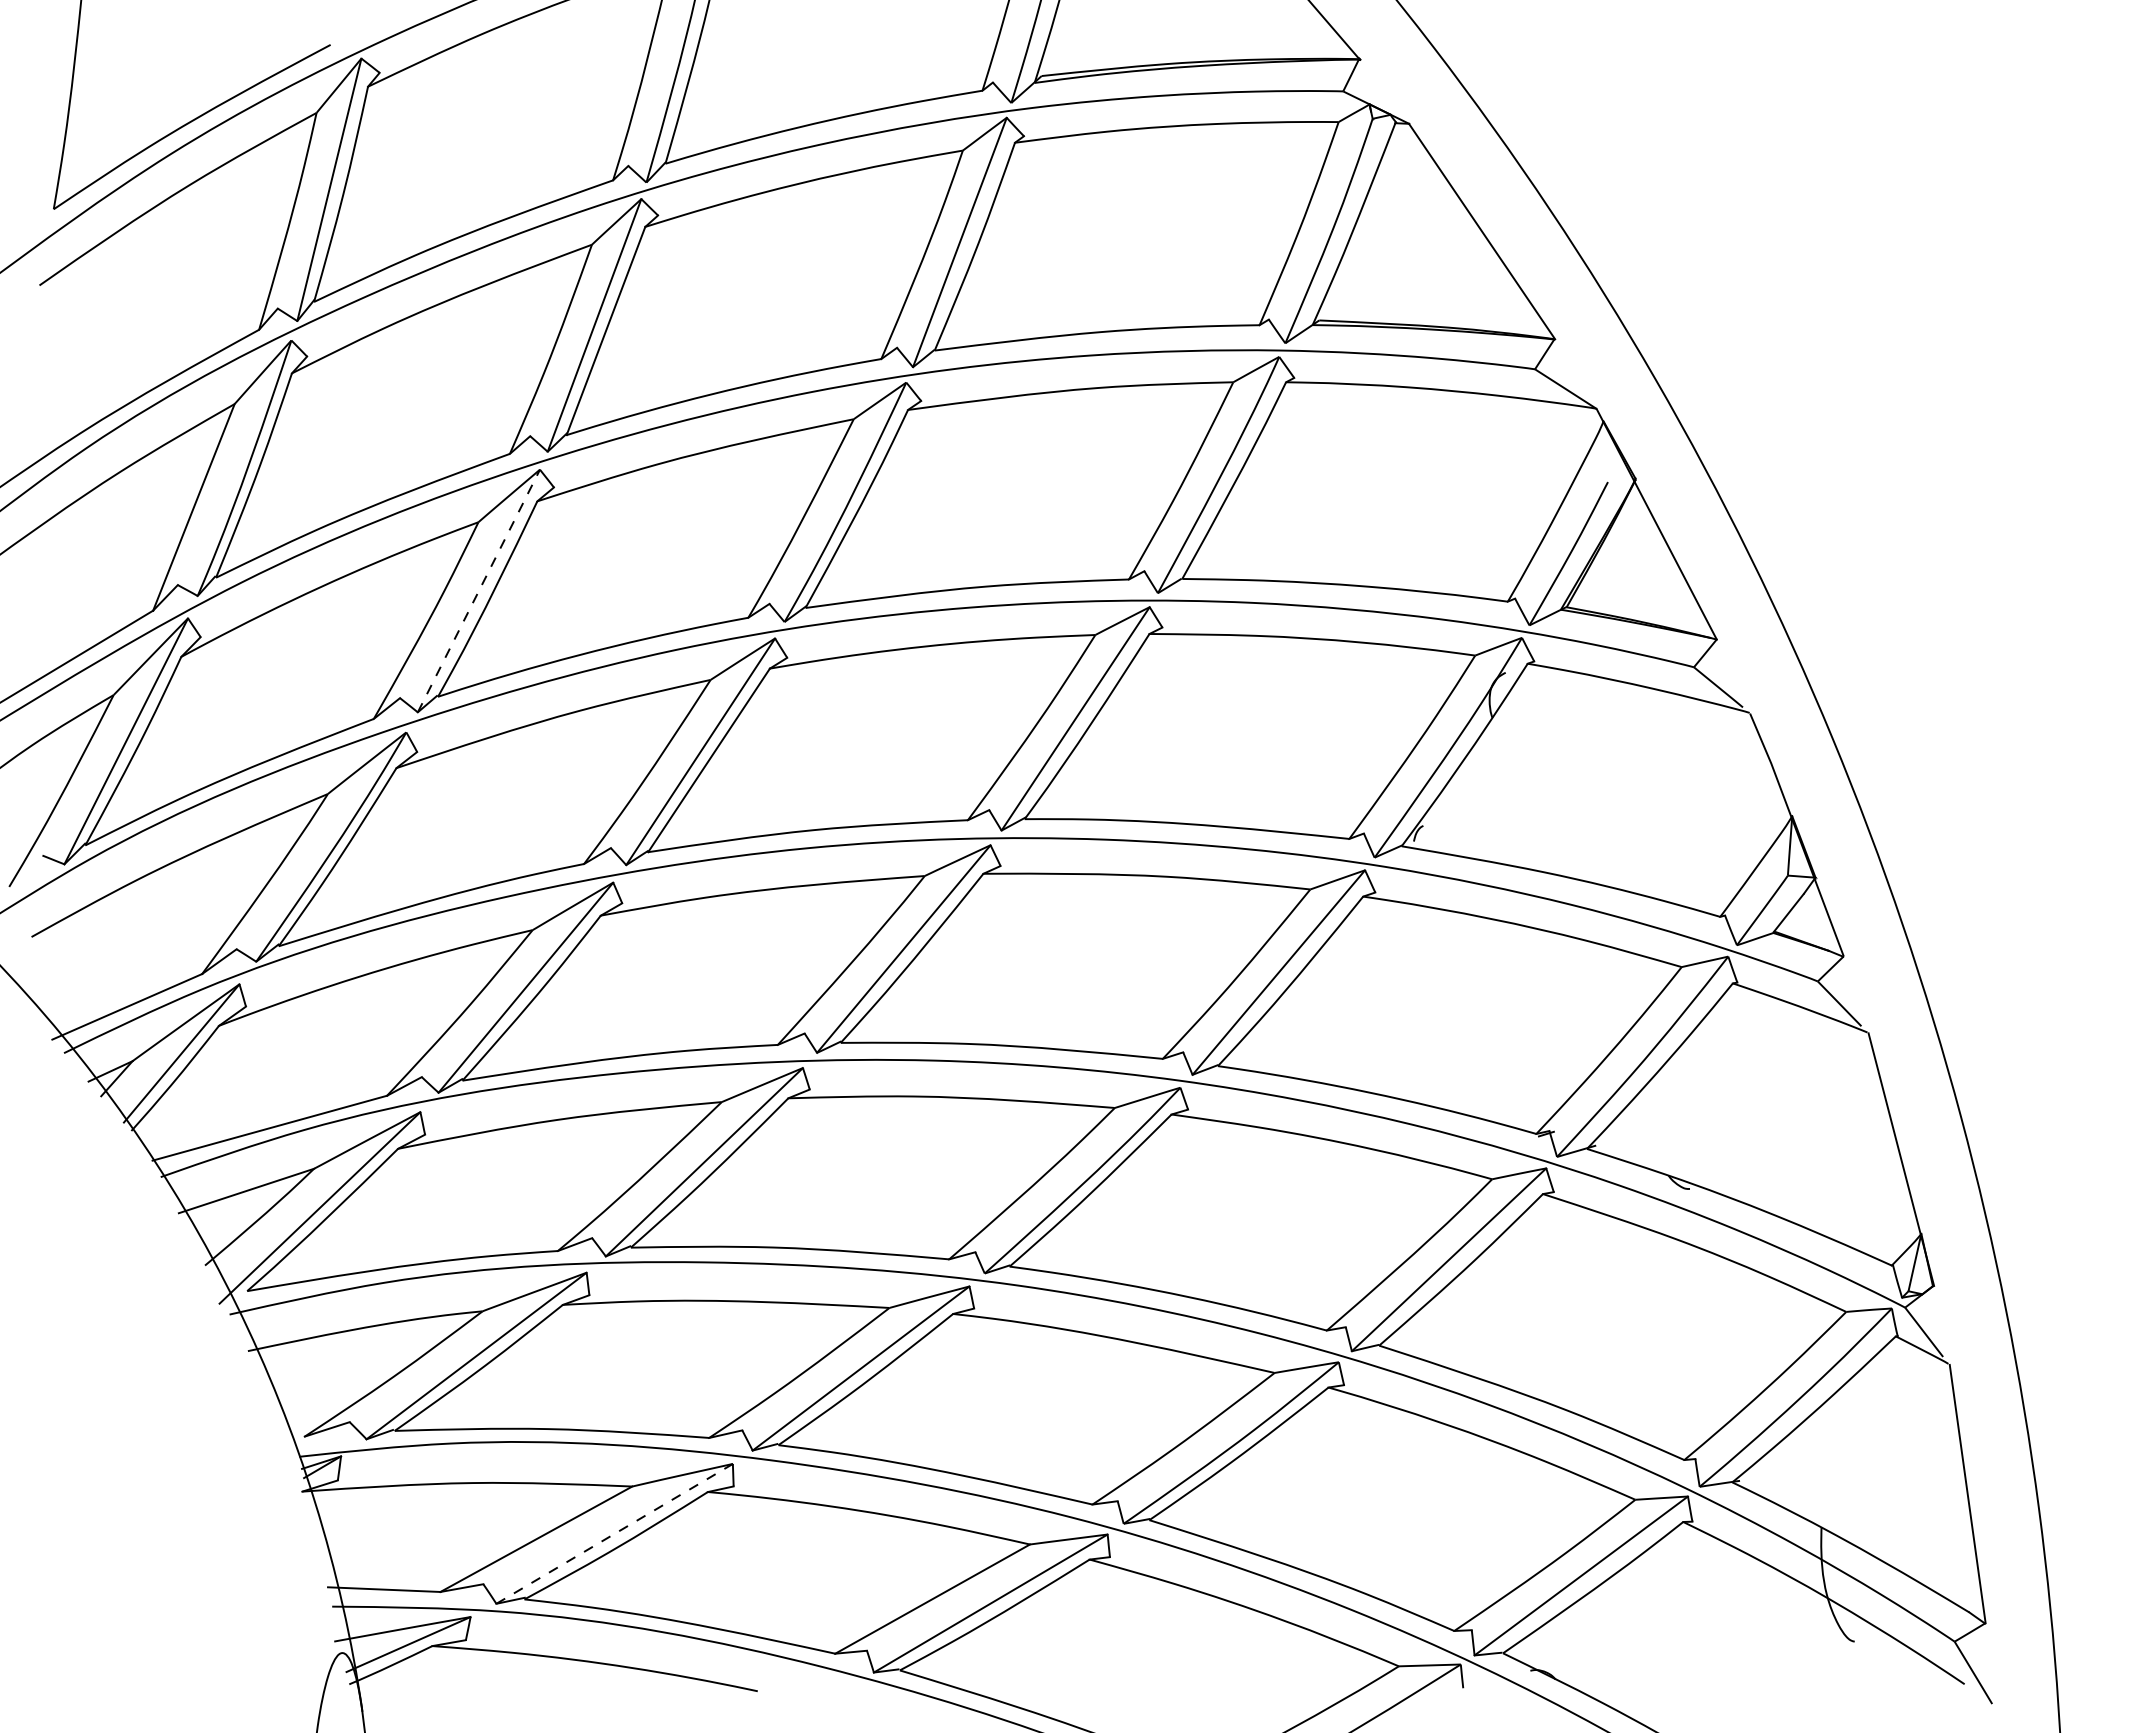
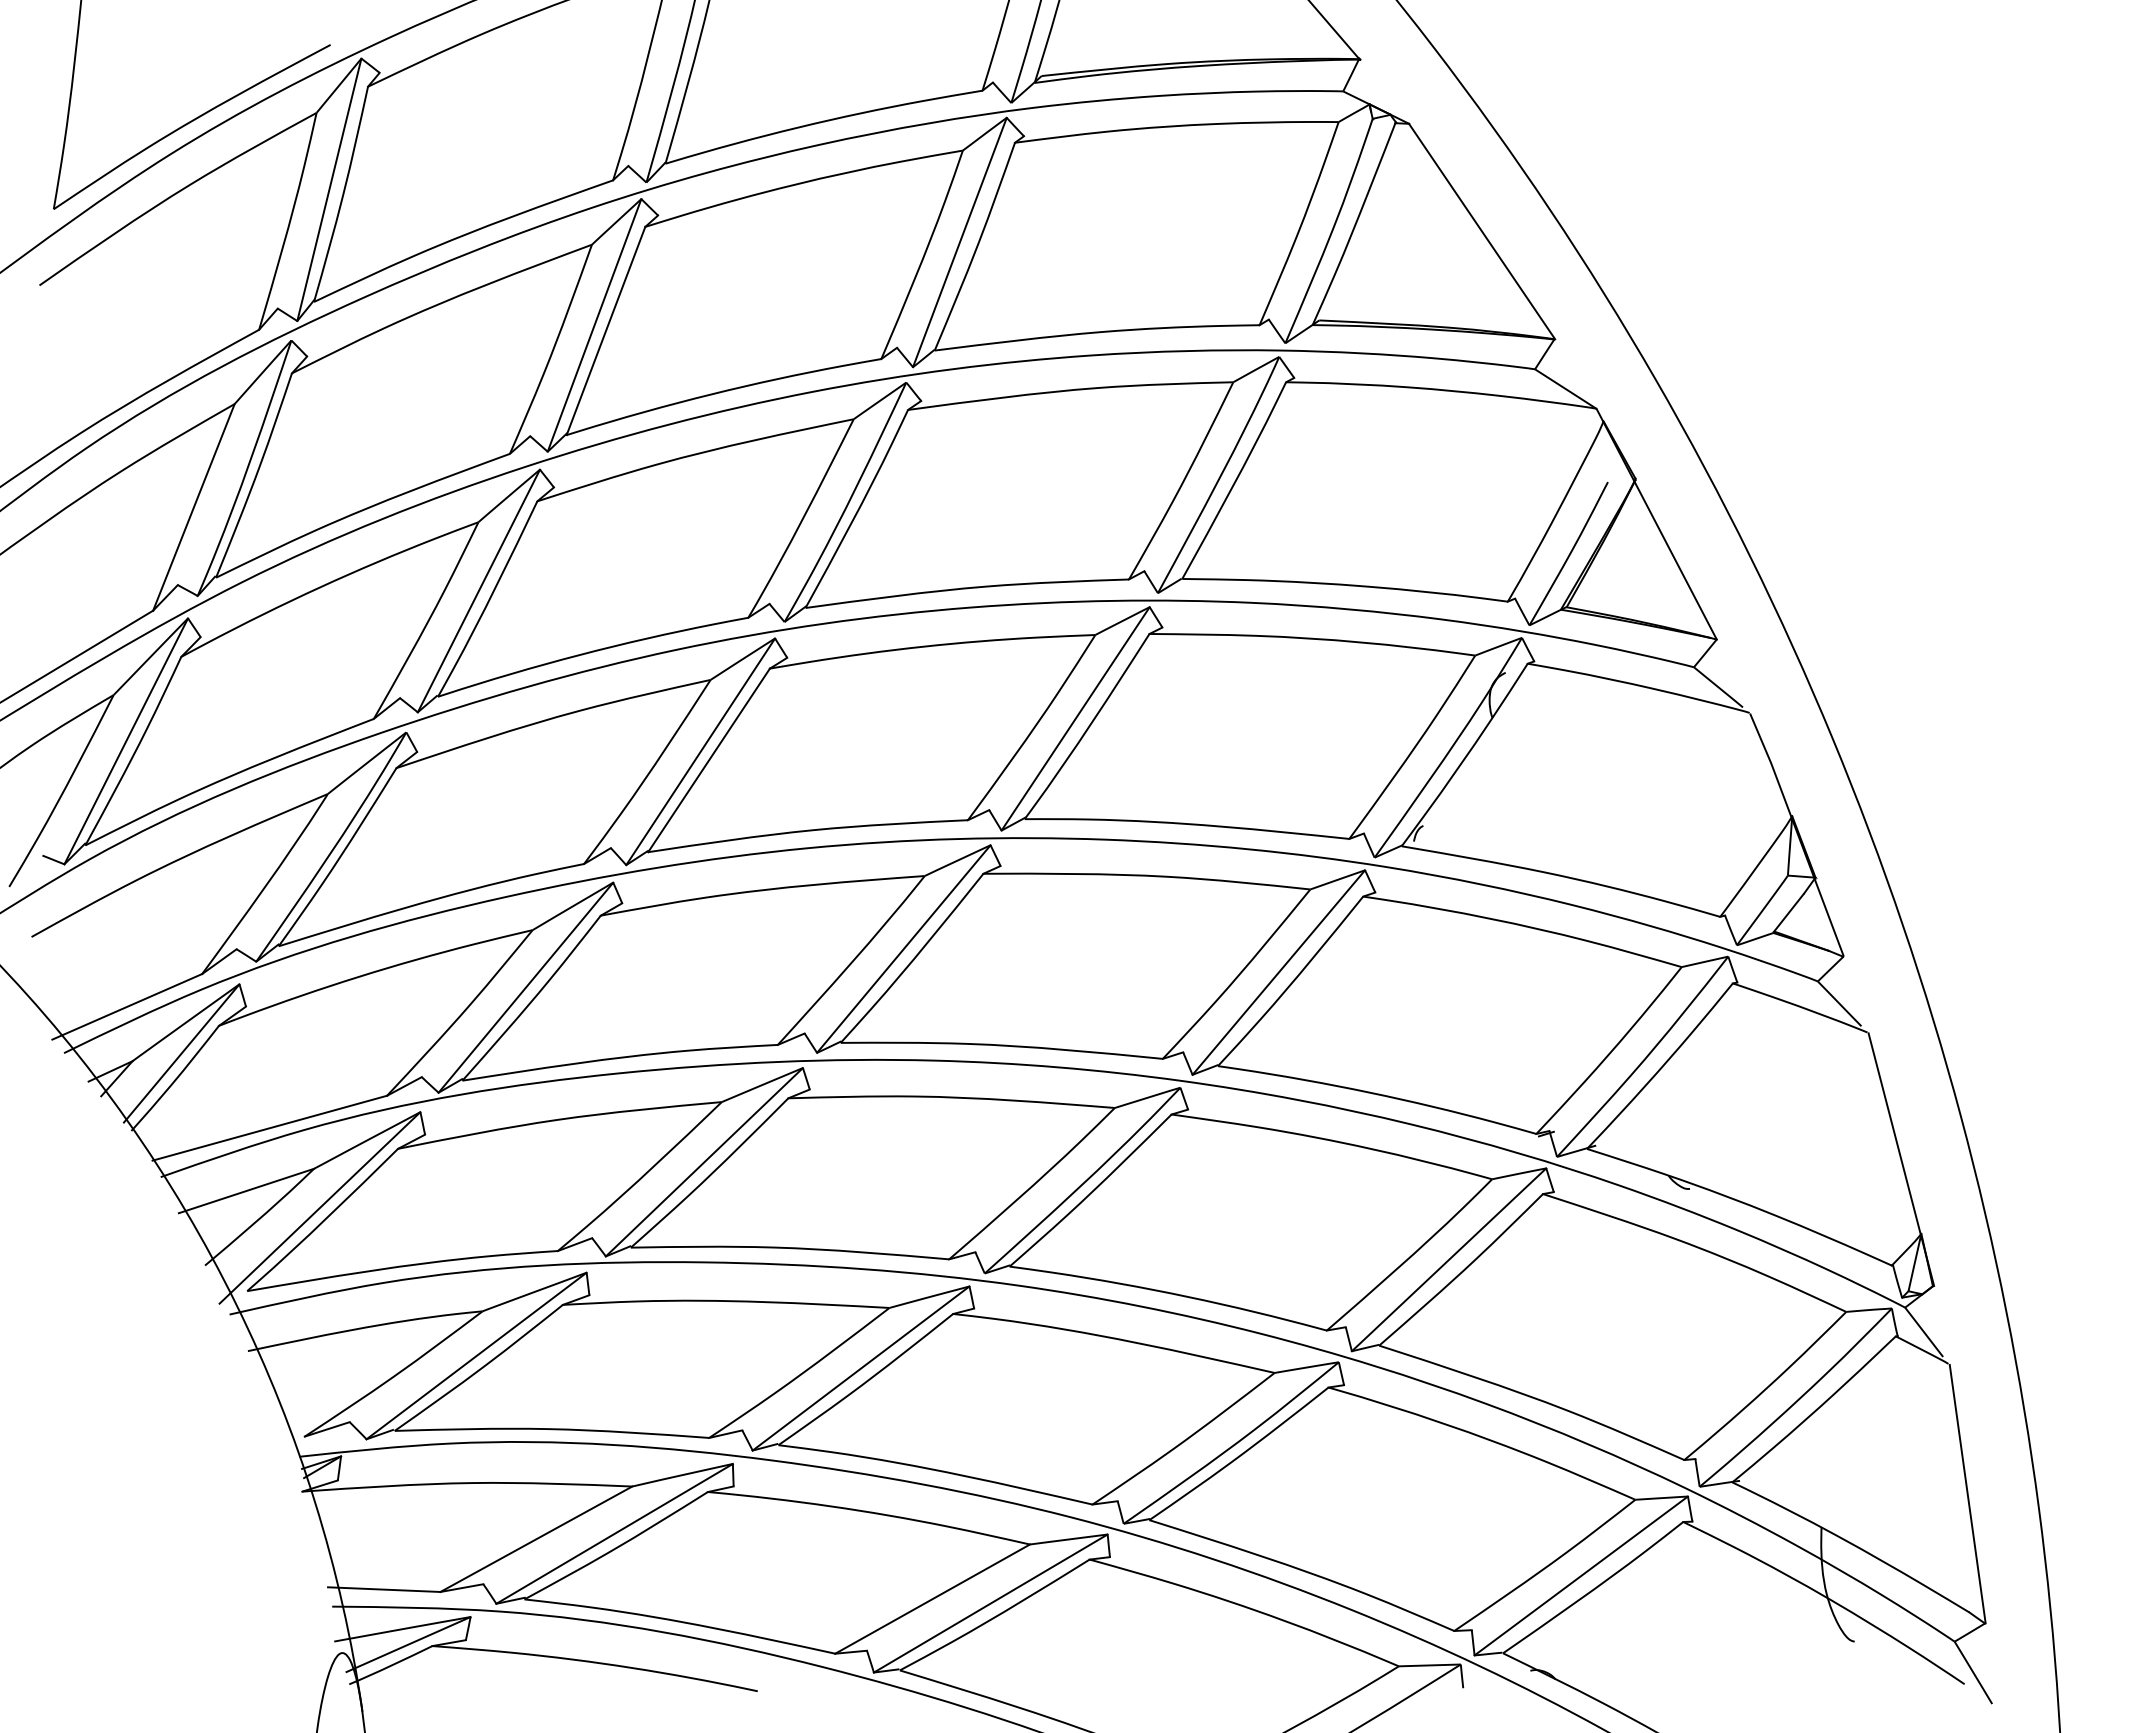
line: dashed -> solid (478, 591)
line: dashed -> solid (615, 1533)
